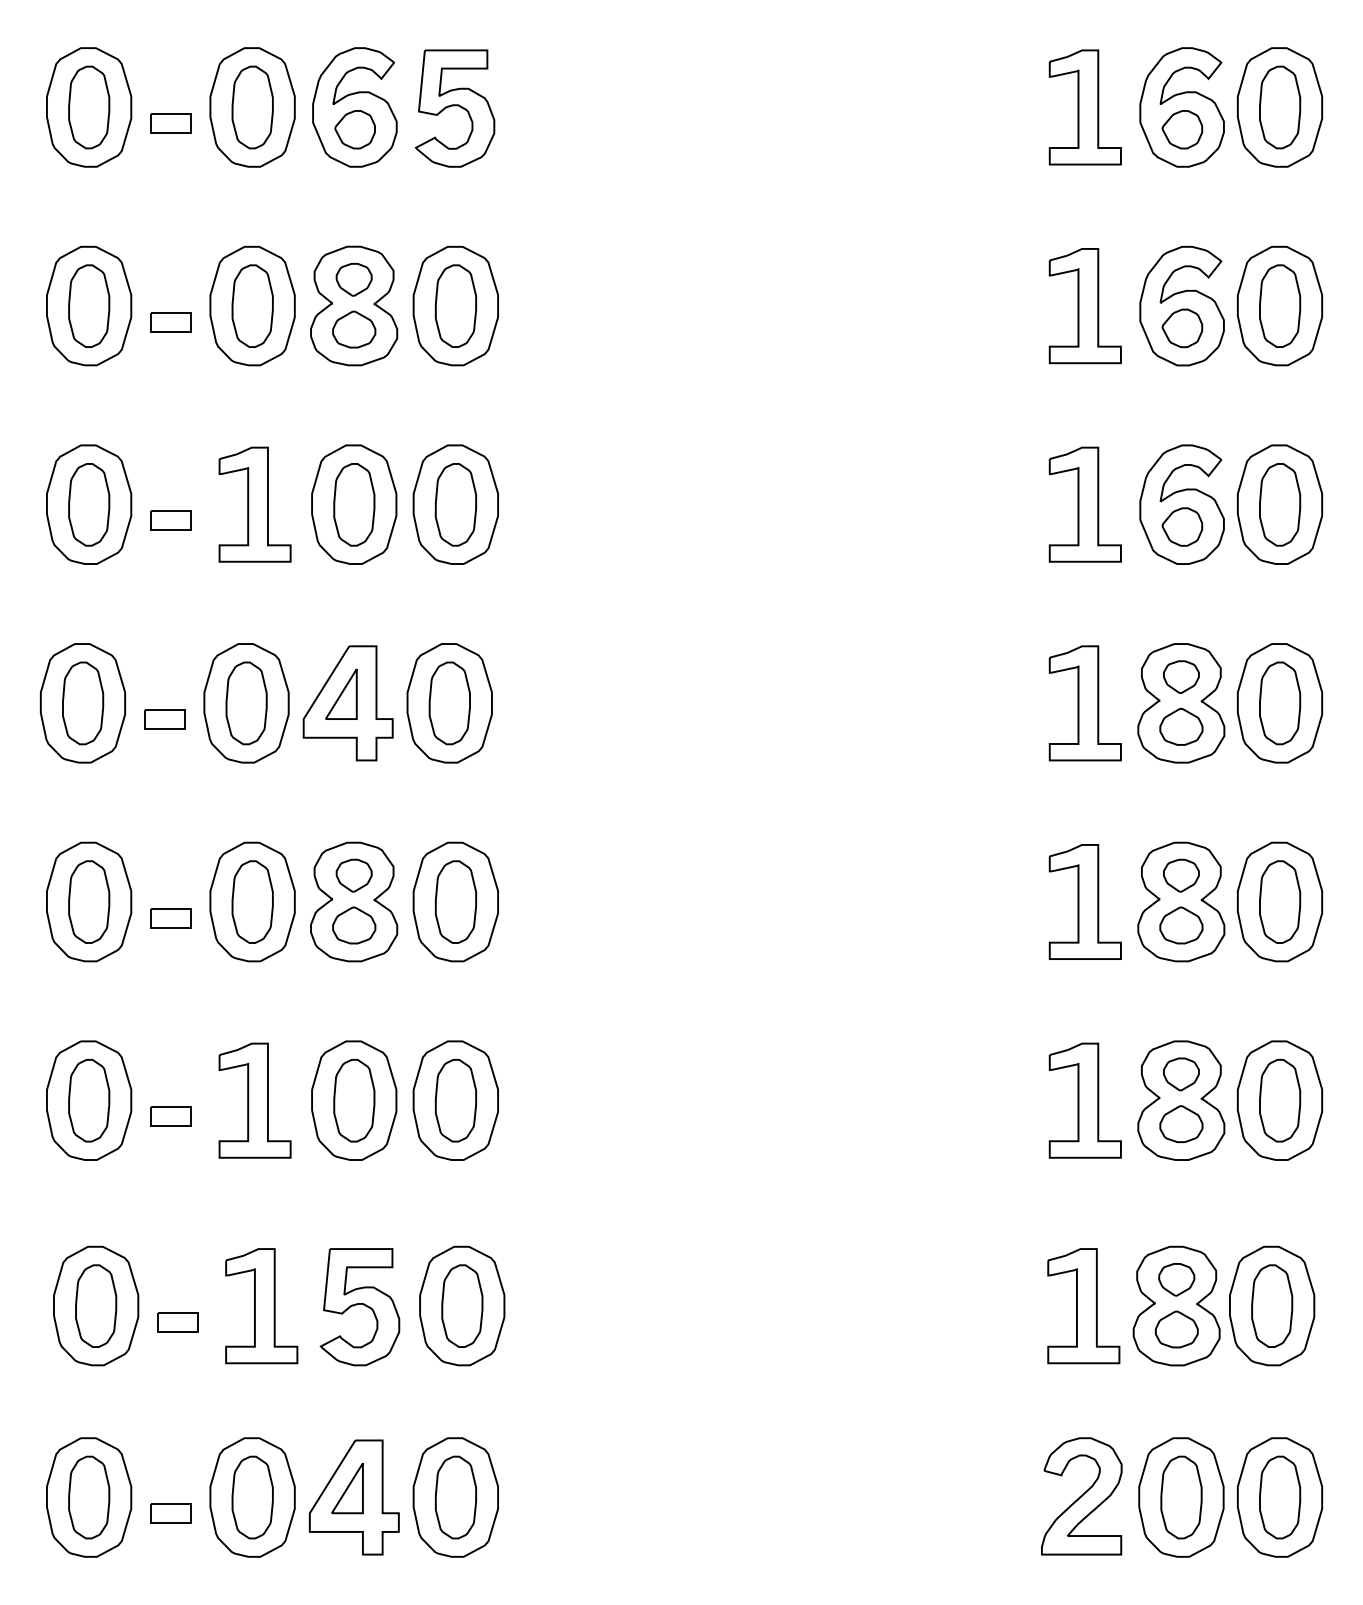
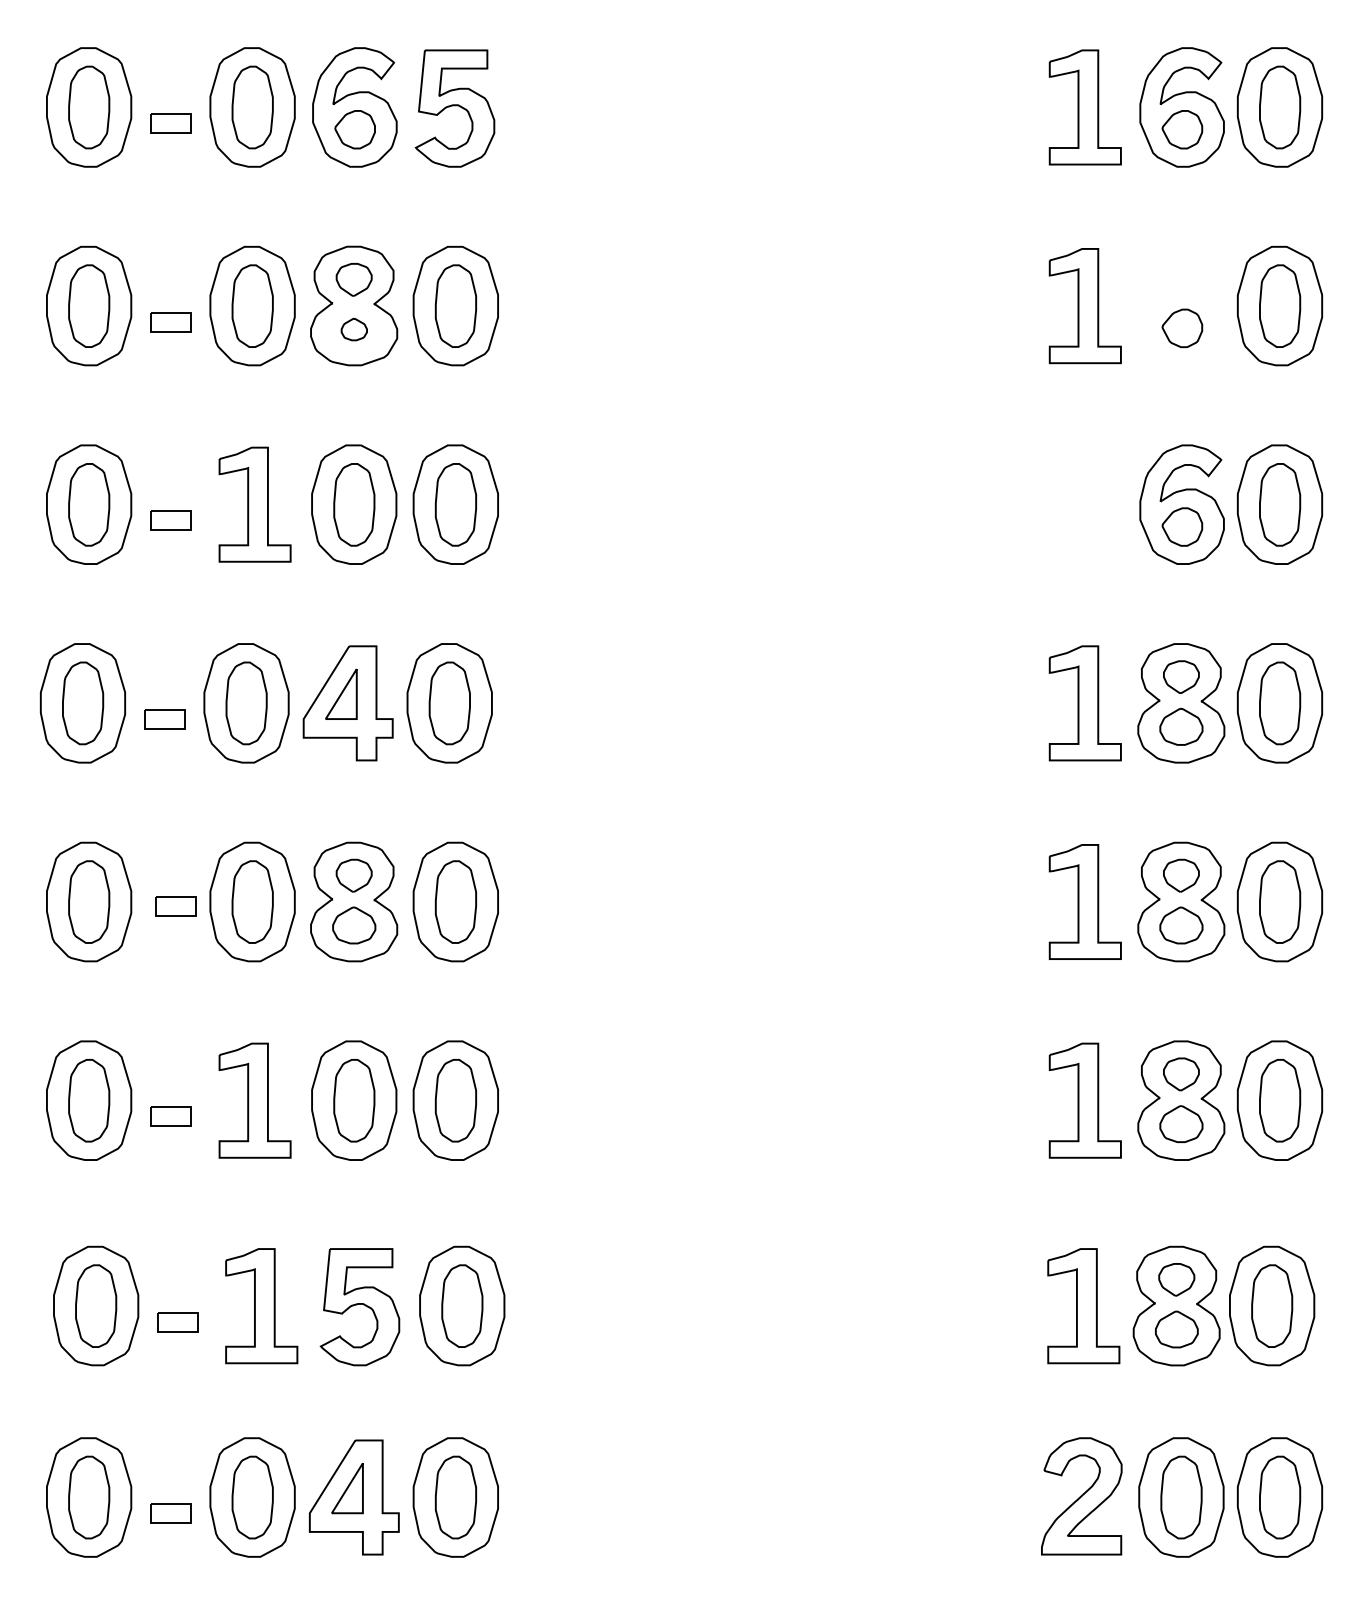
part: present -> none (1181, 305)
part size: 45x39 px -> 28x25 px (353, 329)
part: present -> none (1084, 504)
part position: (170, 918) -> (175, 906) (175, 906)
